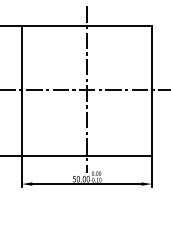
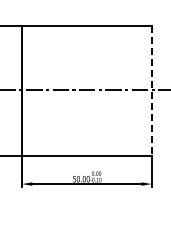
line: present -> none (86, 89)
line: solid -> dashed (151, 90)
